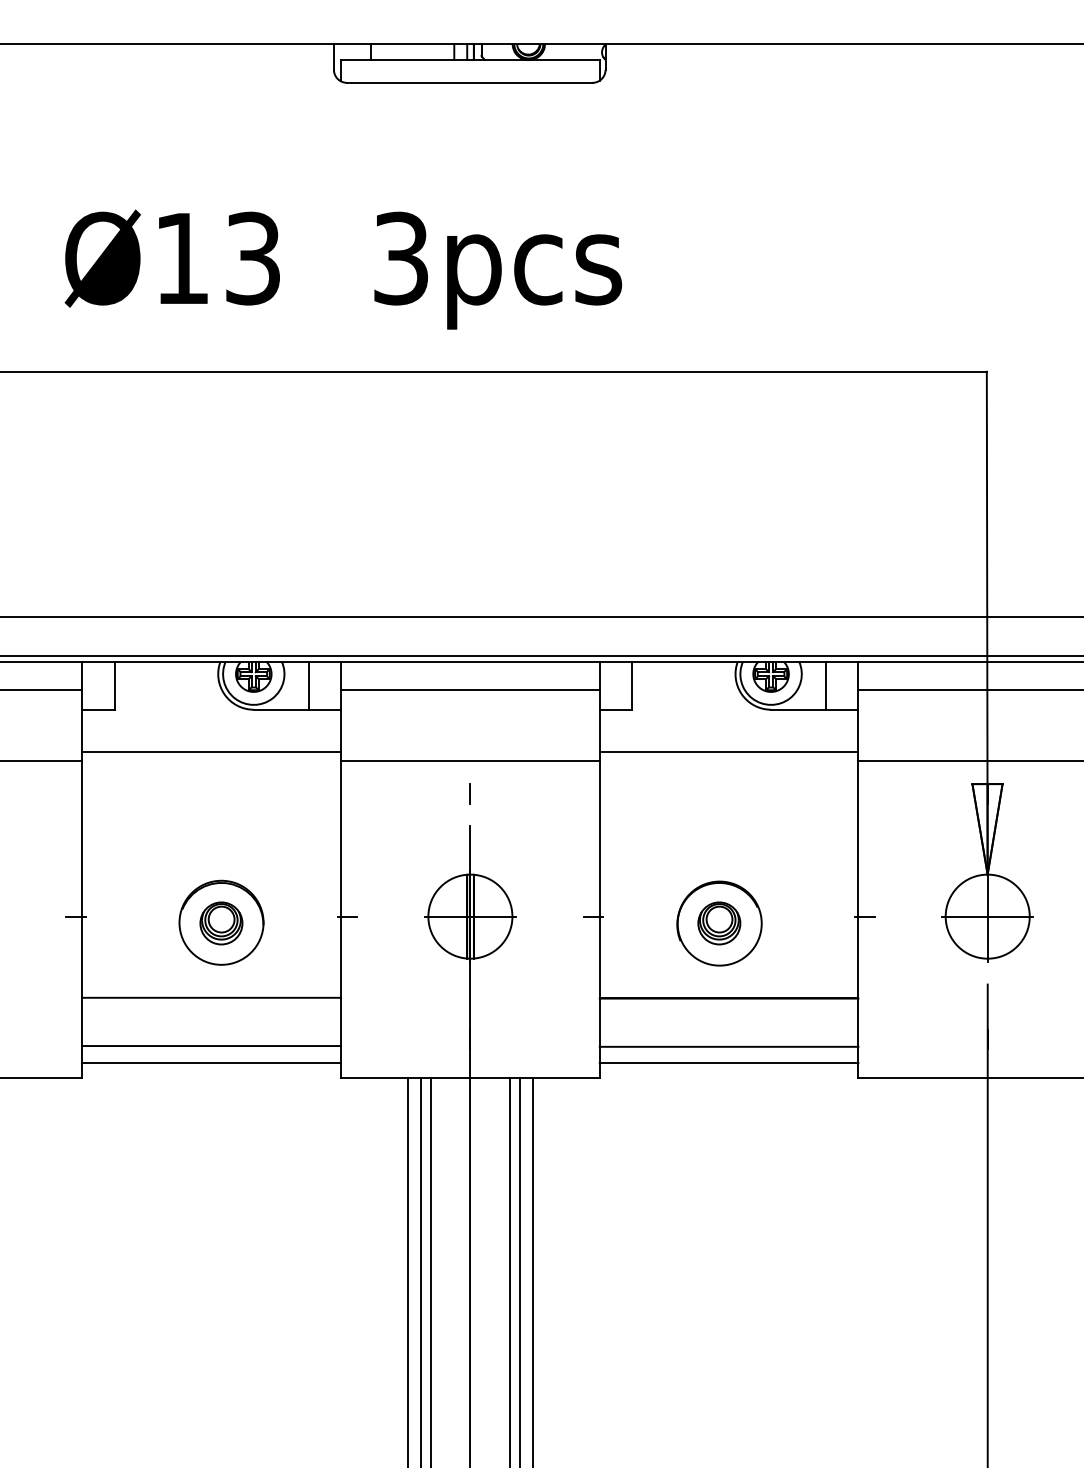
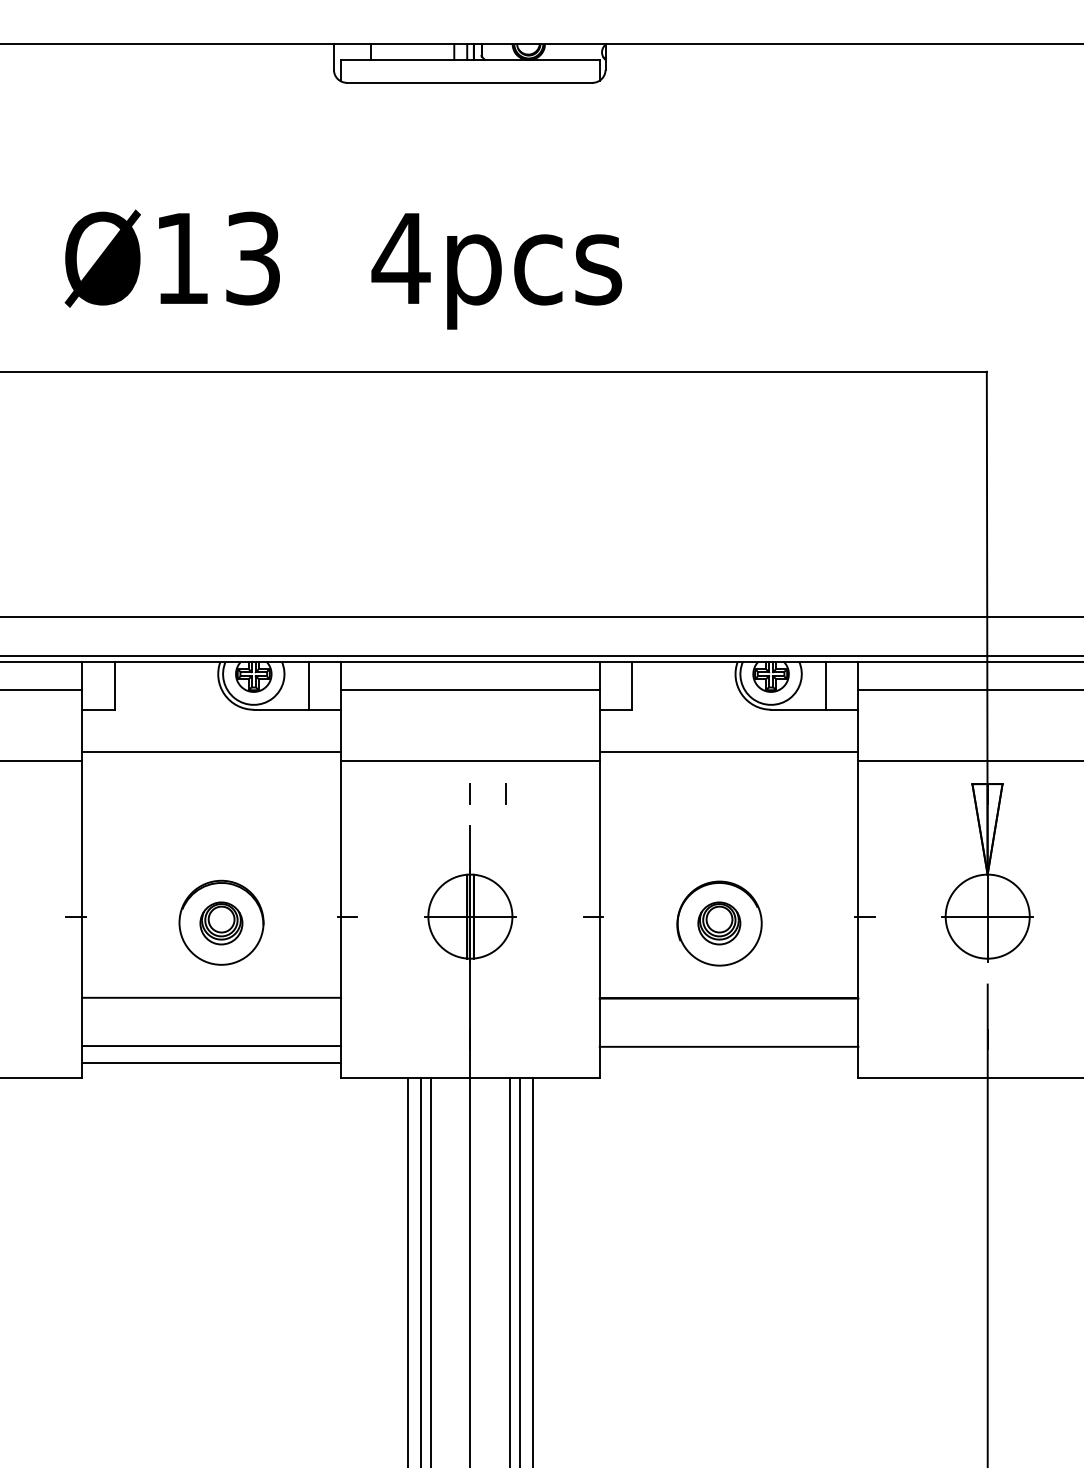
text: 3pcs -> 4pcs (400, 258)
line: none -> present (505, 793)
line: present -> none (728, 1062)
